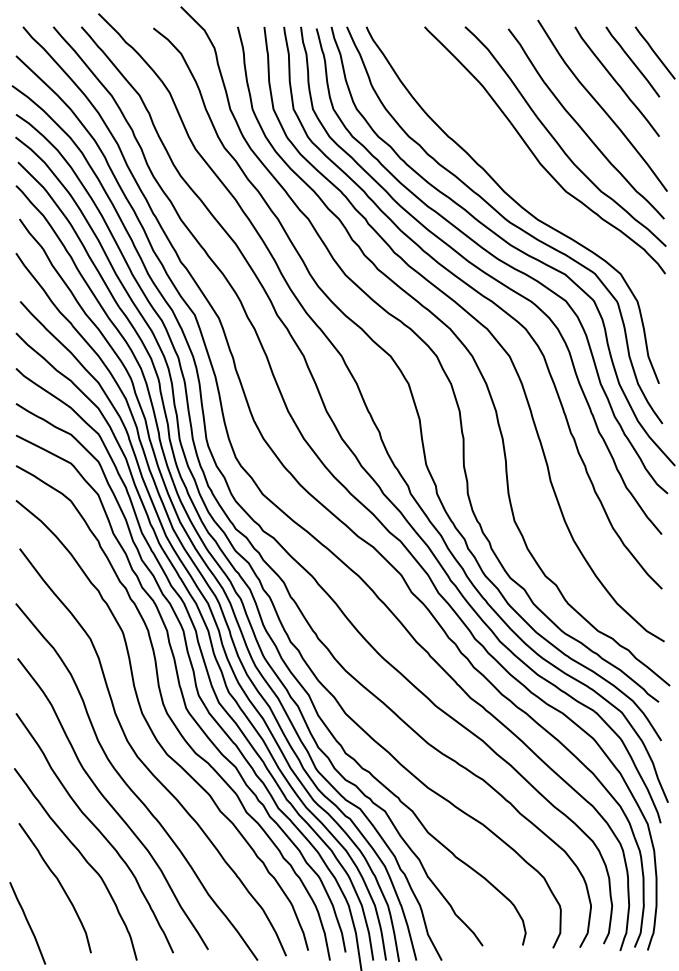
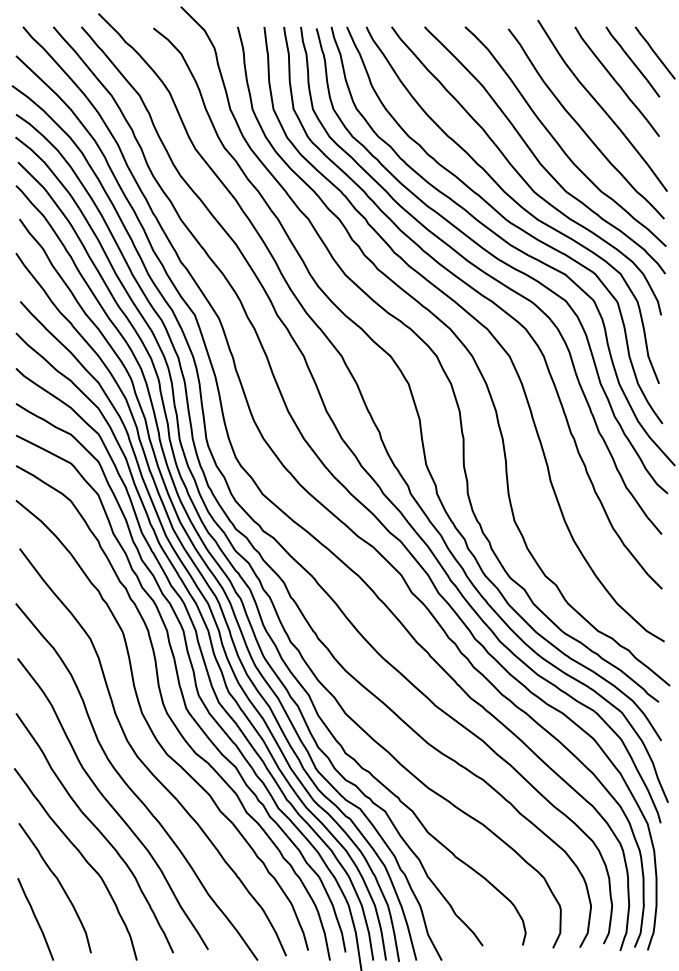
curve: none -> present (521, 175)
curve position: (27, 923) -> (35, 919) (35, 919)
